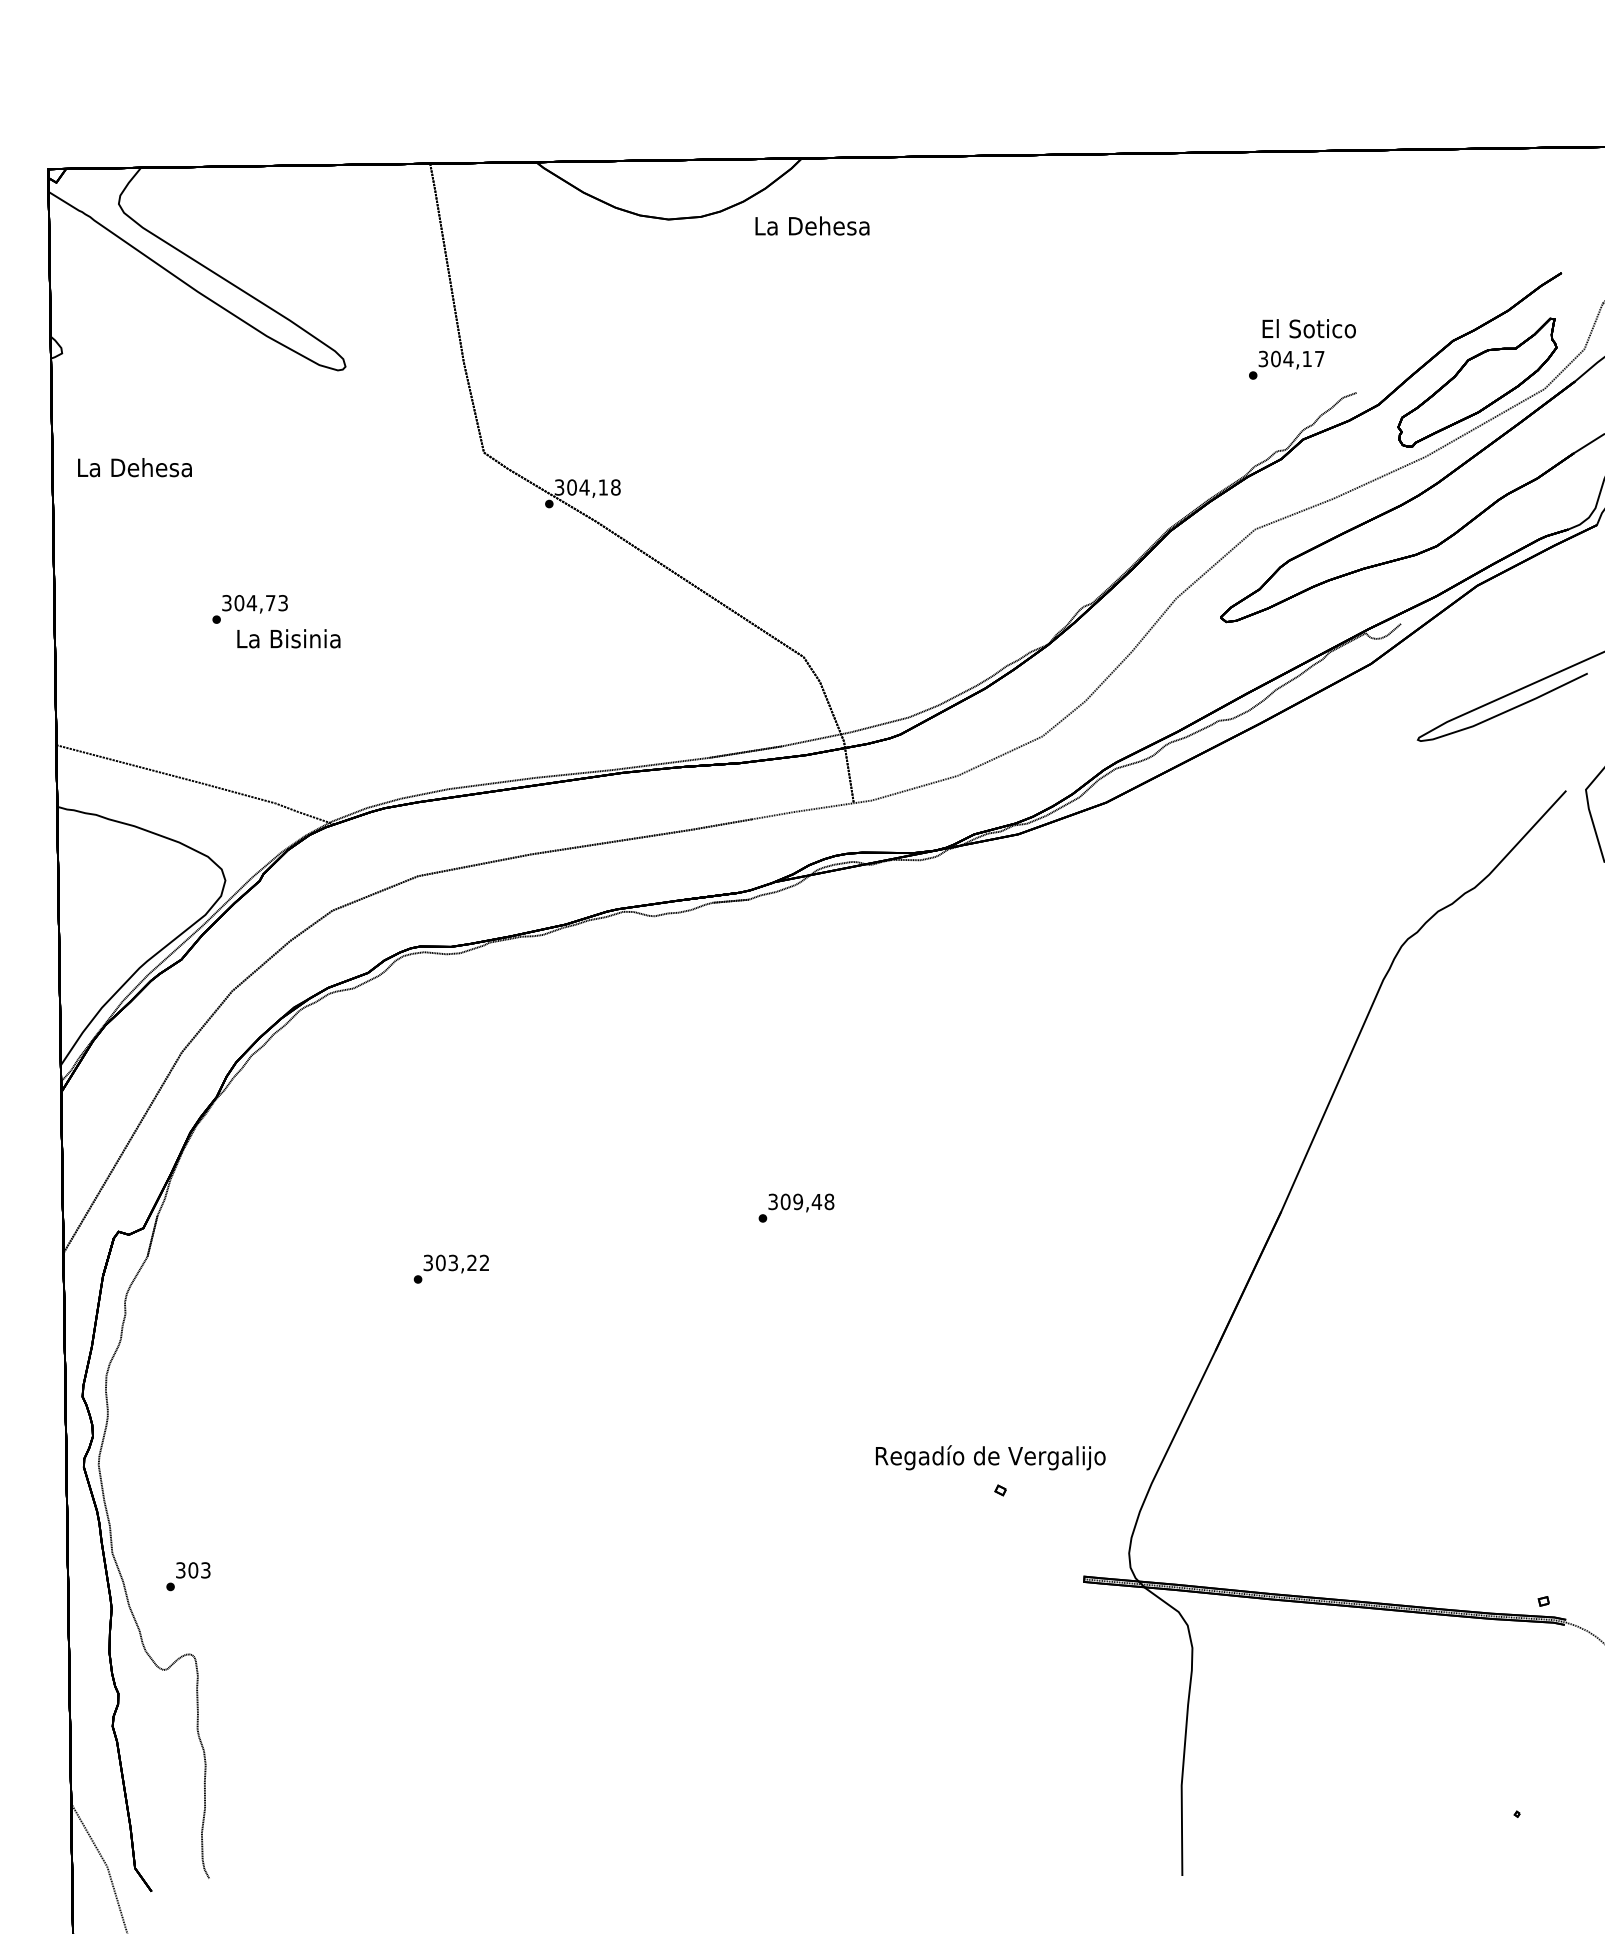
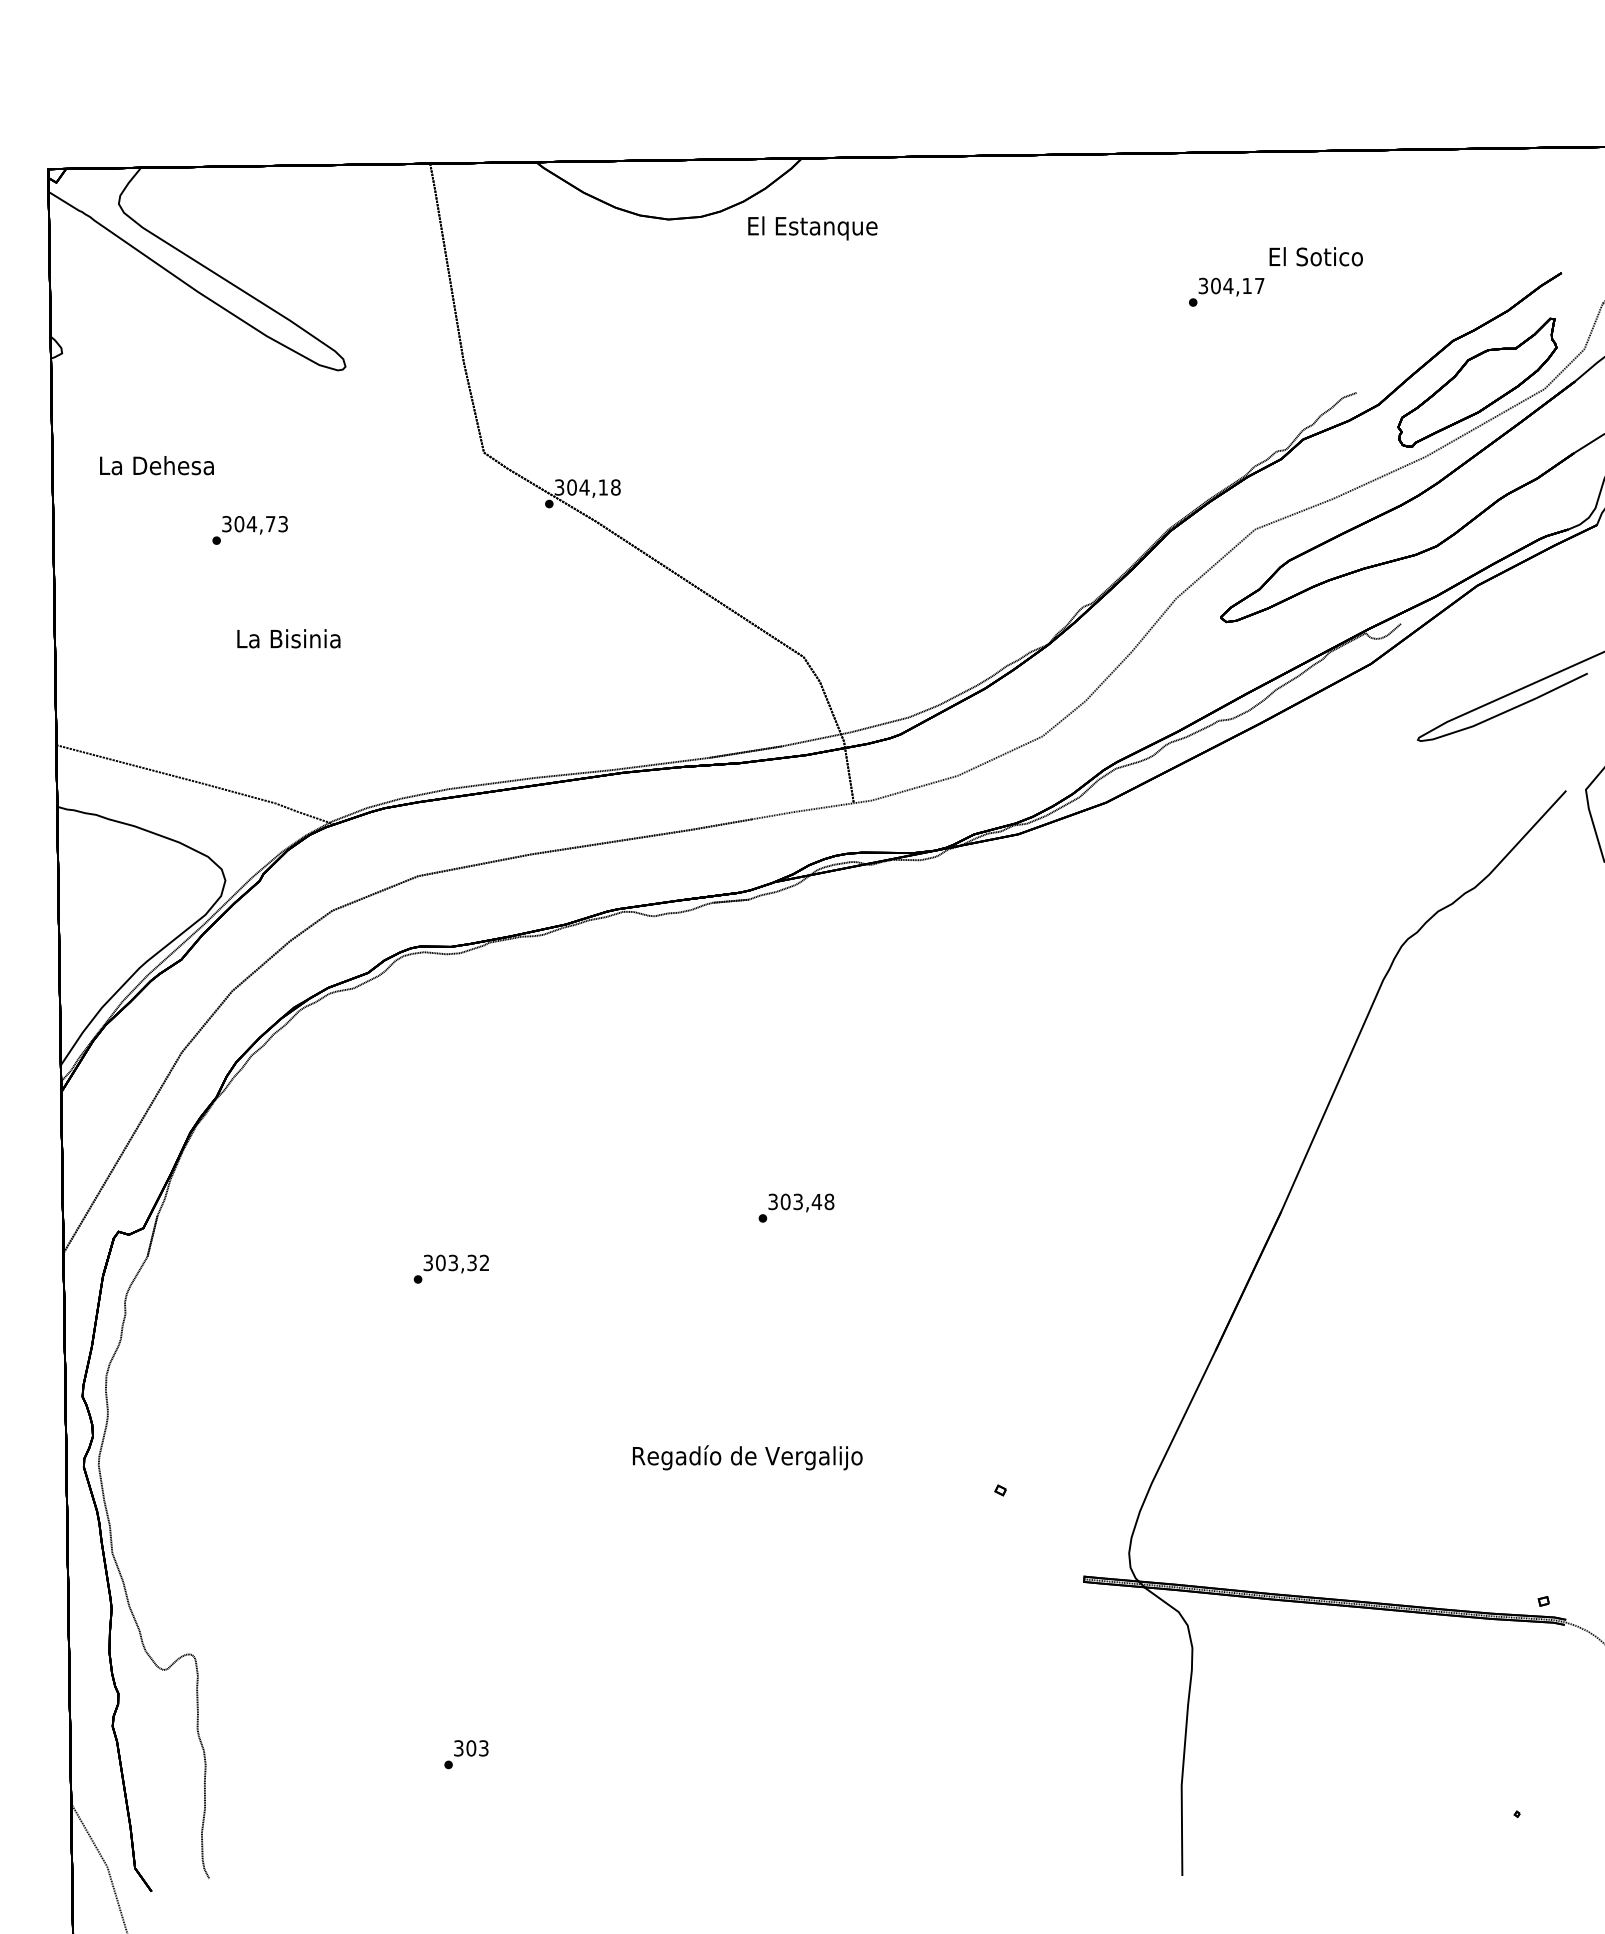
text: La Dehesa -> El Estanque (812, 228)
text position: (1308, 328) -> (1315, 256) (1315, 256)
text position: (1286, 364) -> (1226, 291) (1226, 291)
text position: (134, 467) -> (156, 465) (156, 465)
text position: (249, 609) -> (249, 530) (249, 530)
text: 309,48 -> 303,48 (798, 1201)
text: 303,22 -> 303,32 (471, 1263)
text position: (990, 1457) -> (747, 1457) (747, 1457)
text position: (188, 1576) -> (466, 1754) (466, 1754)
